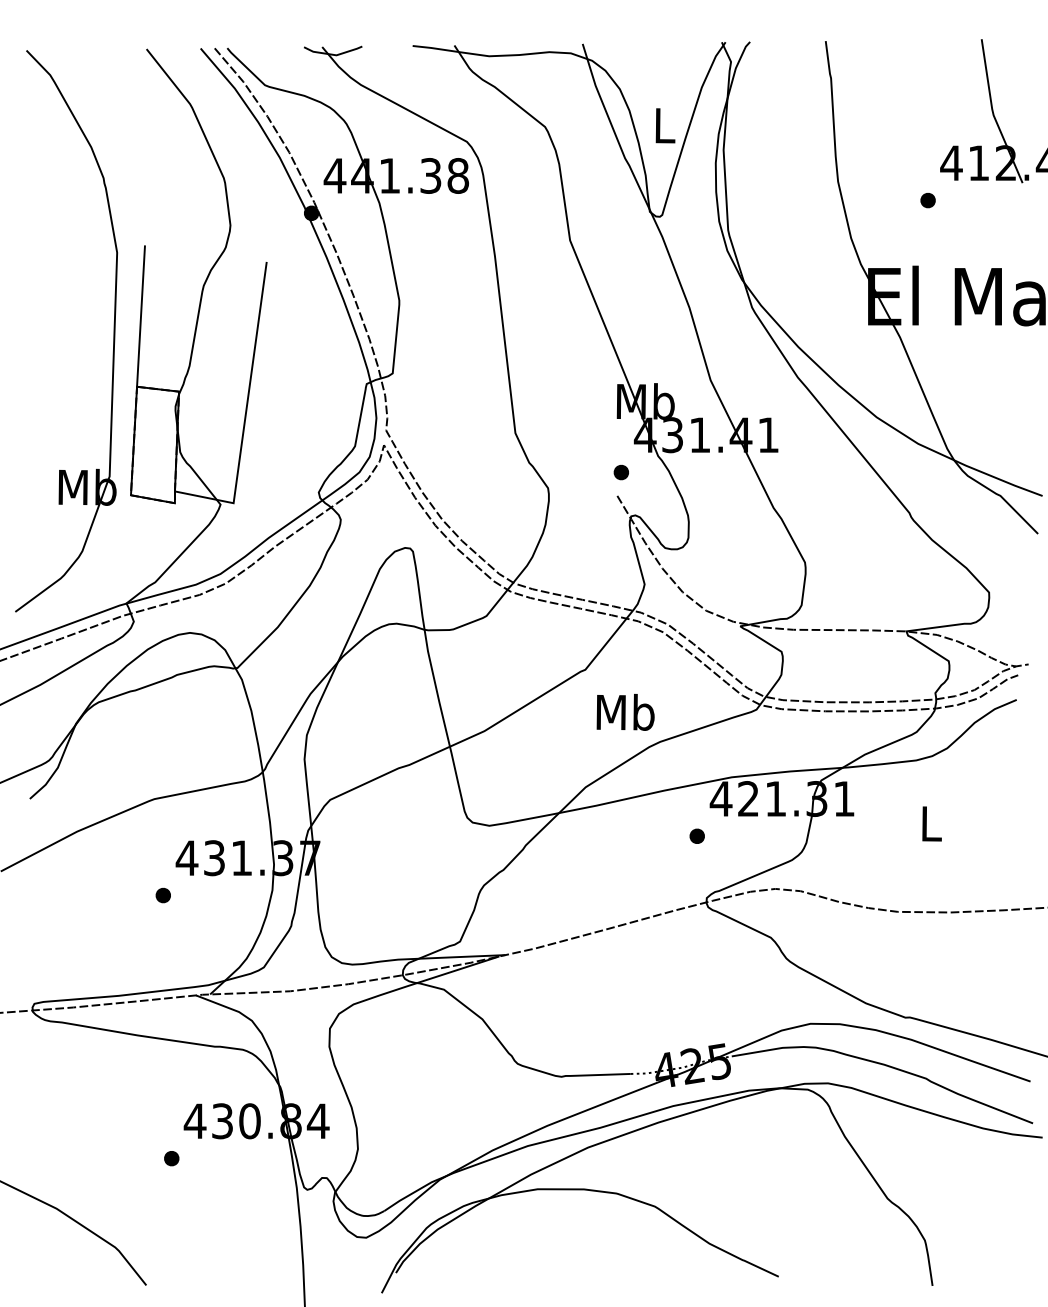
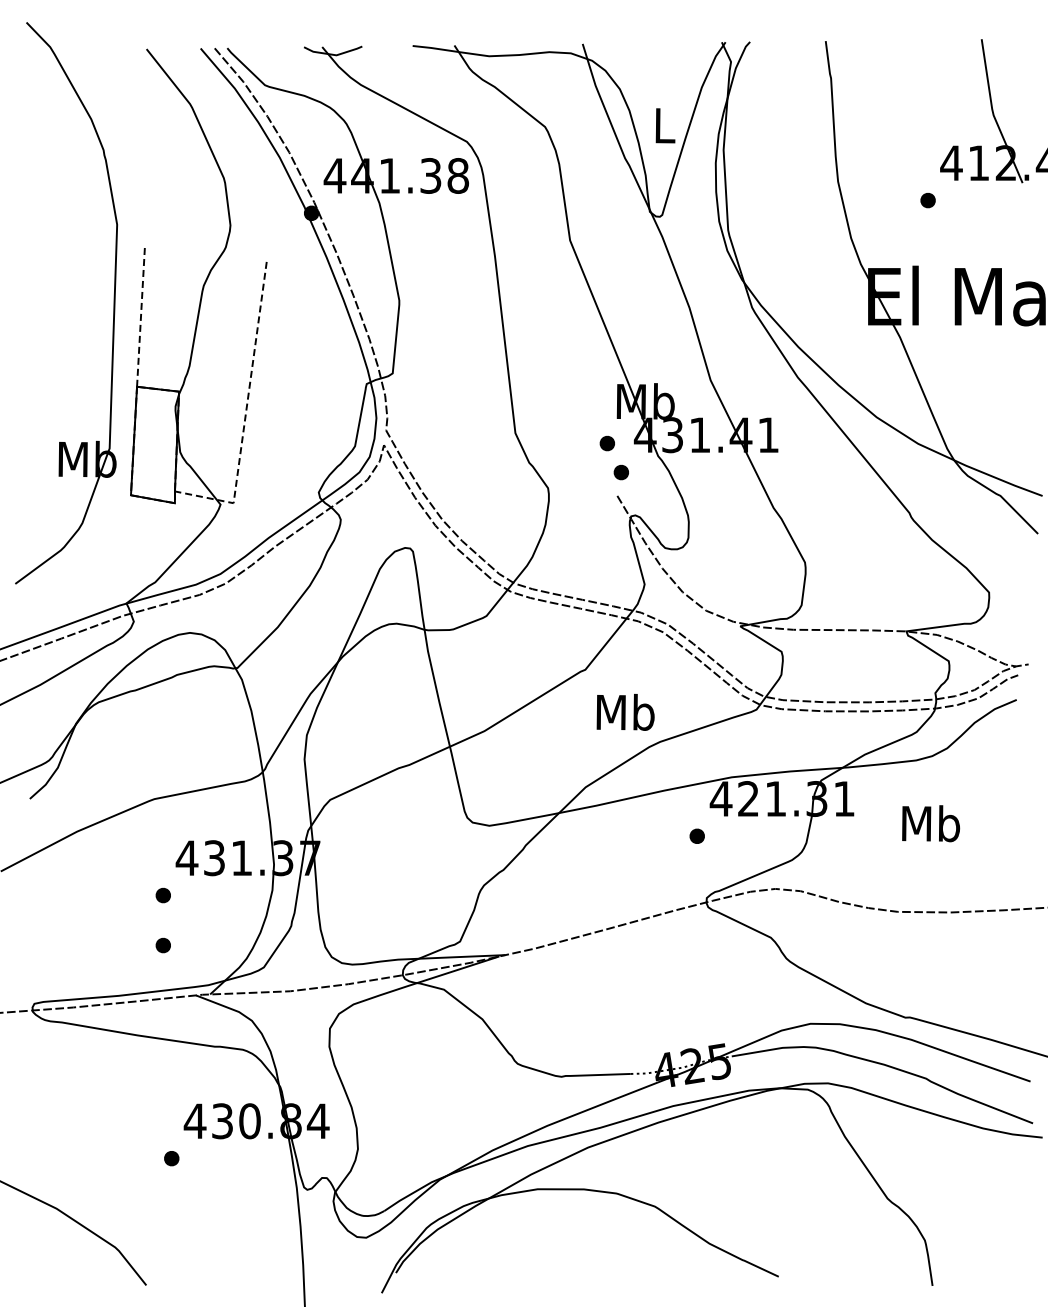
line: solid -> dashed (141, 316)
part position: (113, 331) -> (113, 303) (113, 303)
line: solid -> dashed (245, 413)
part: none -> present (606, 443)
text: L -> Mb (931, 823)
part: none -> present (162, 945)
